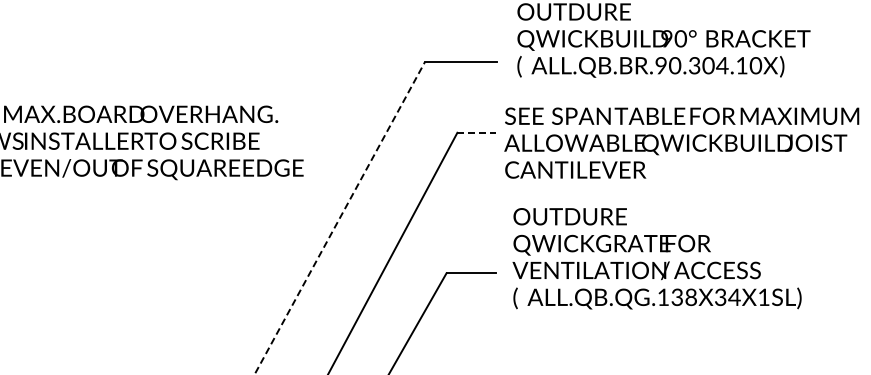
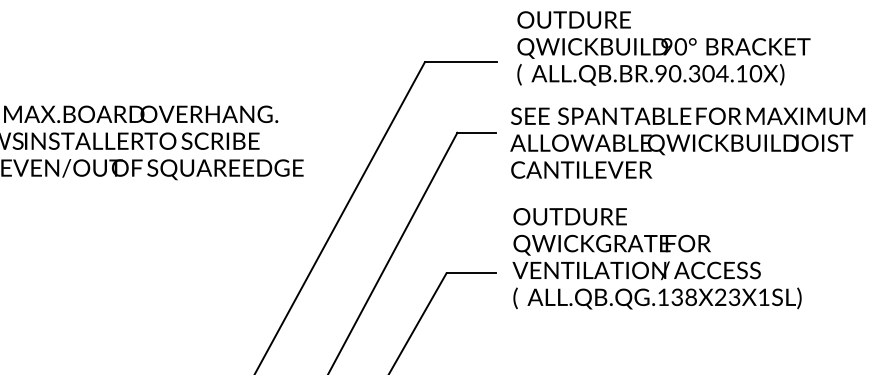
text position: (663, 40) -> (663, 48) (663, 48)
line: dashed -> solid (476, 132)
text position: (681, 142) -> (687, 142) (687, 142)
line: dashed -> solid (339, 218)
text: ALL.QB.QG.138X34X1SL) -> ALL.QB.QG.138X23X1SL) (727, 297)
